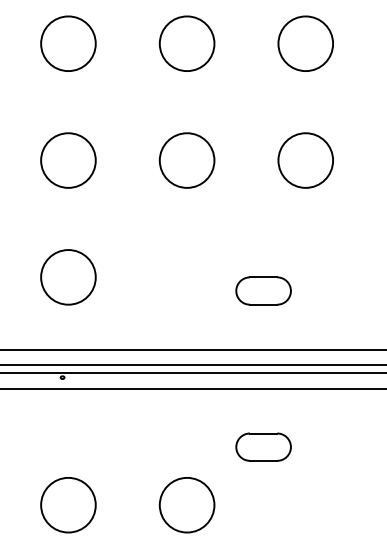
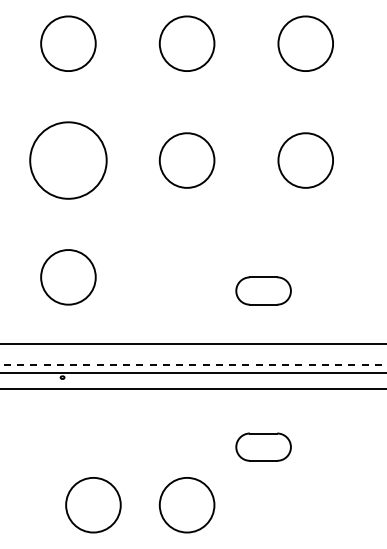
circle diameter: 55 px -> 77 px (68, 160)
line position: (192, 349) -> (192, 343) (192, 343)
line: solid -> dashed (193, 365)
circle position: (68, 505) -> (93, 505) (93, 505)
